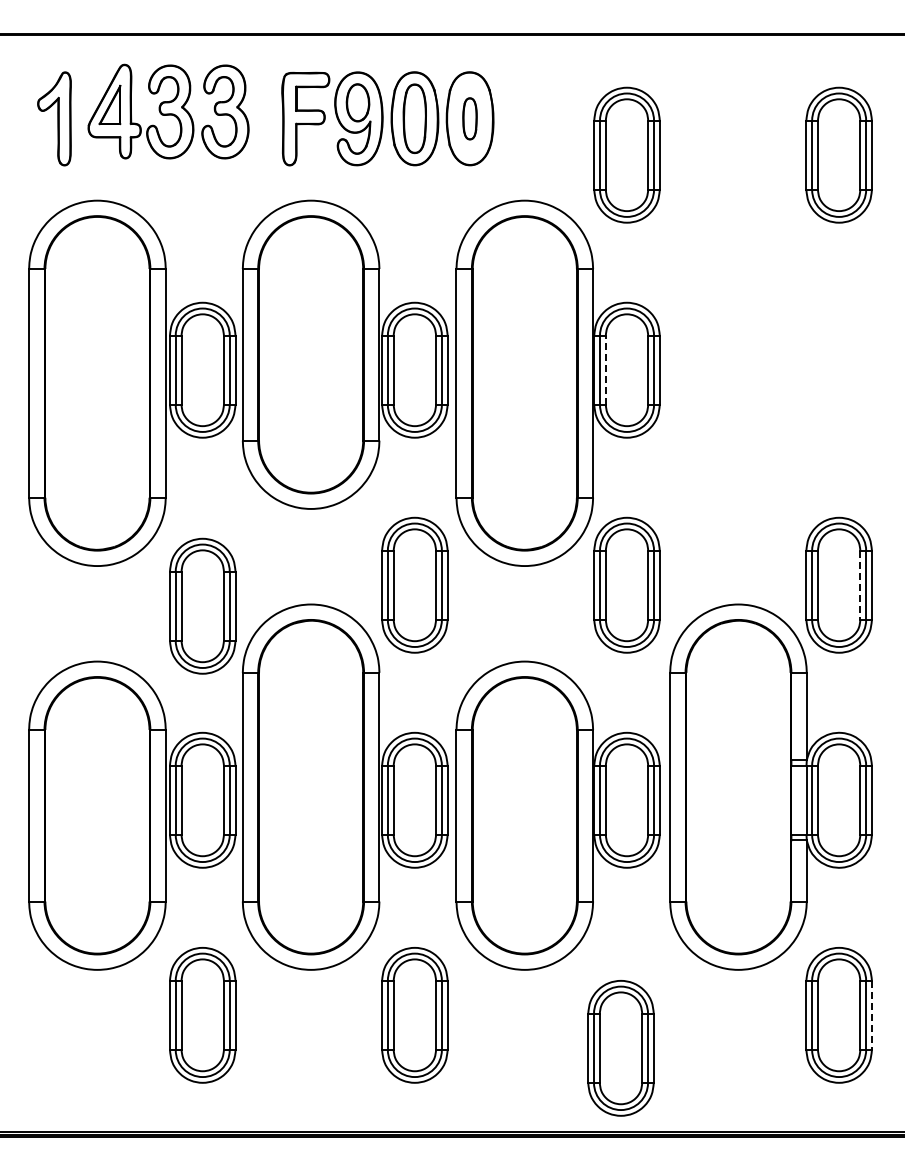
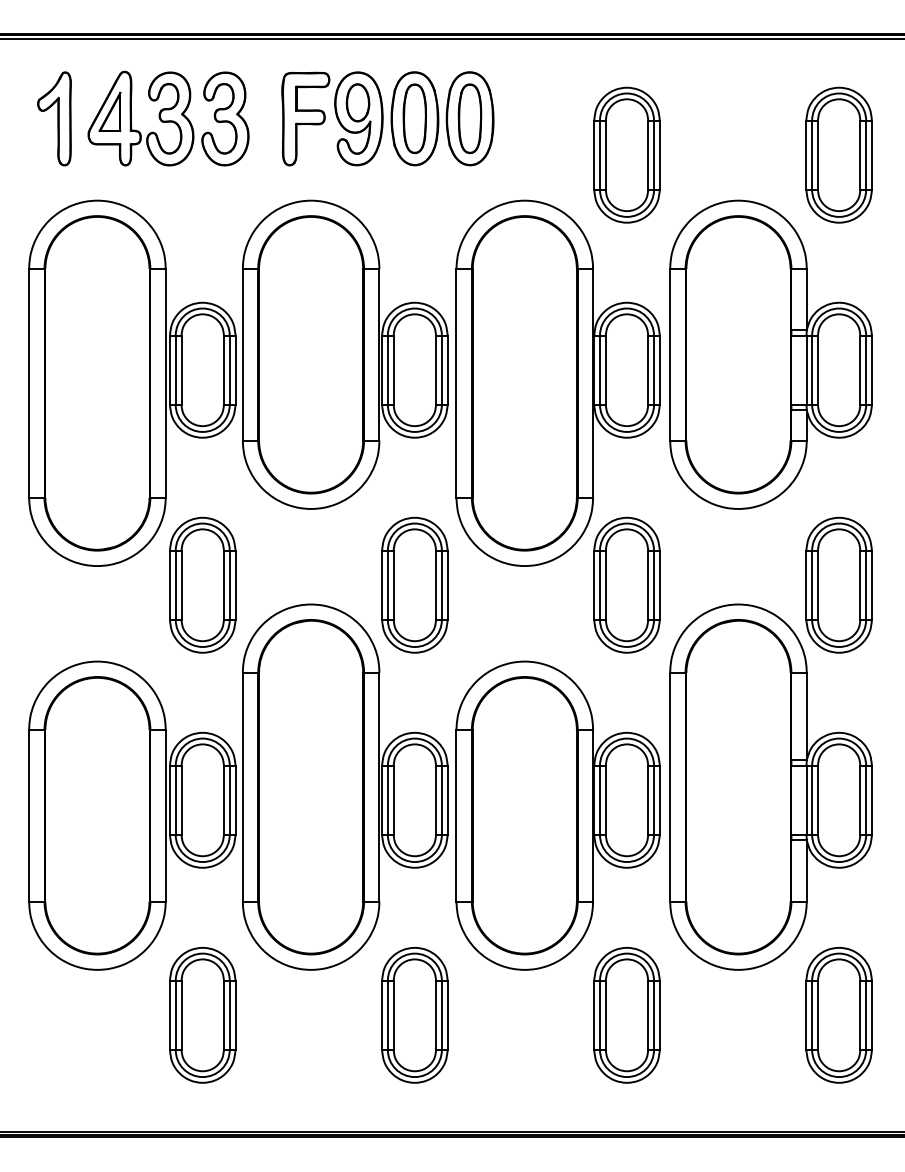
line: none -> present (451, 39)
part position: (168, 111) -> (168, 118) (168, 118)
part size: 16x44 px -> 26x72 px (469, 118)
part: none -> present (770, 354)
line: dashed -> solid (605, 370)
line: dashed -> solid (860, 585)
part position: (202, 605) -> (202, 584) (202, 584)
line: dashed -> solid (871, 1015)
part position: (620, 1048) -> (626, 1015) (626, 1015)
